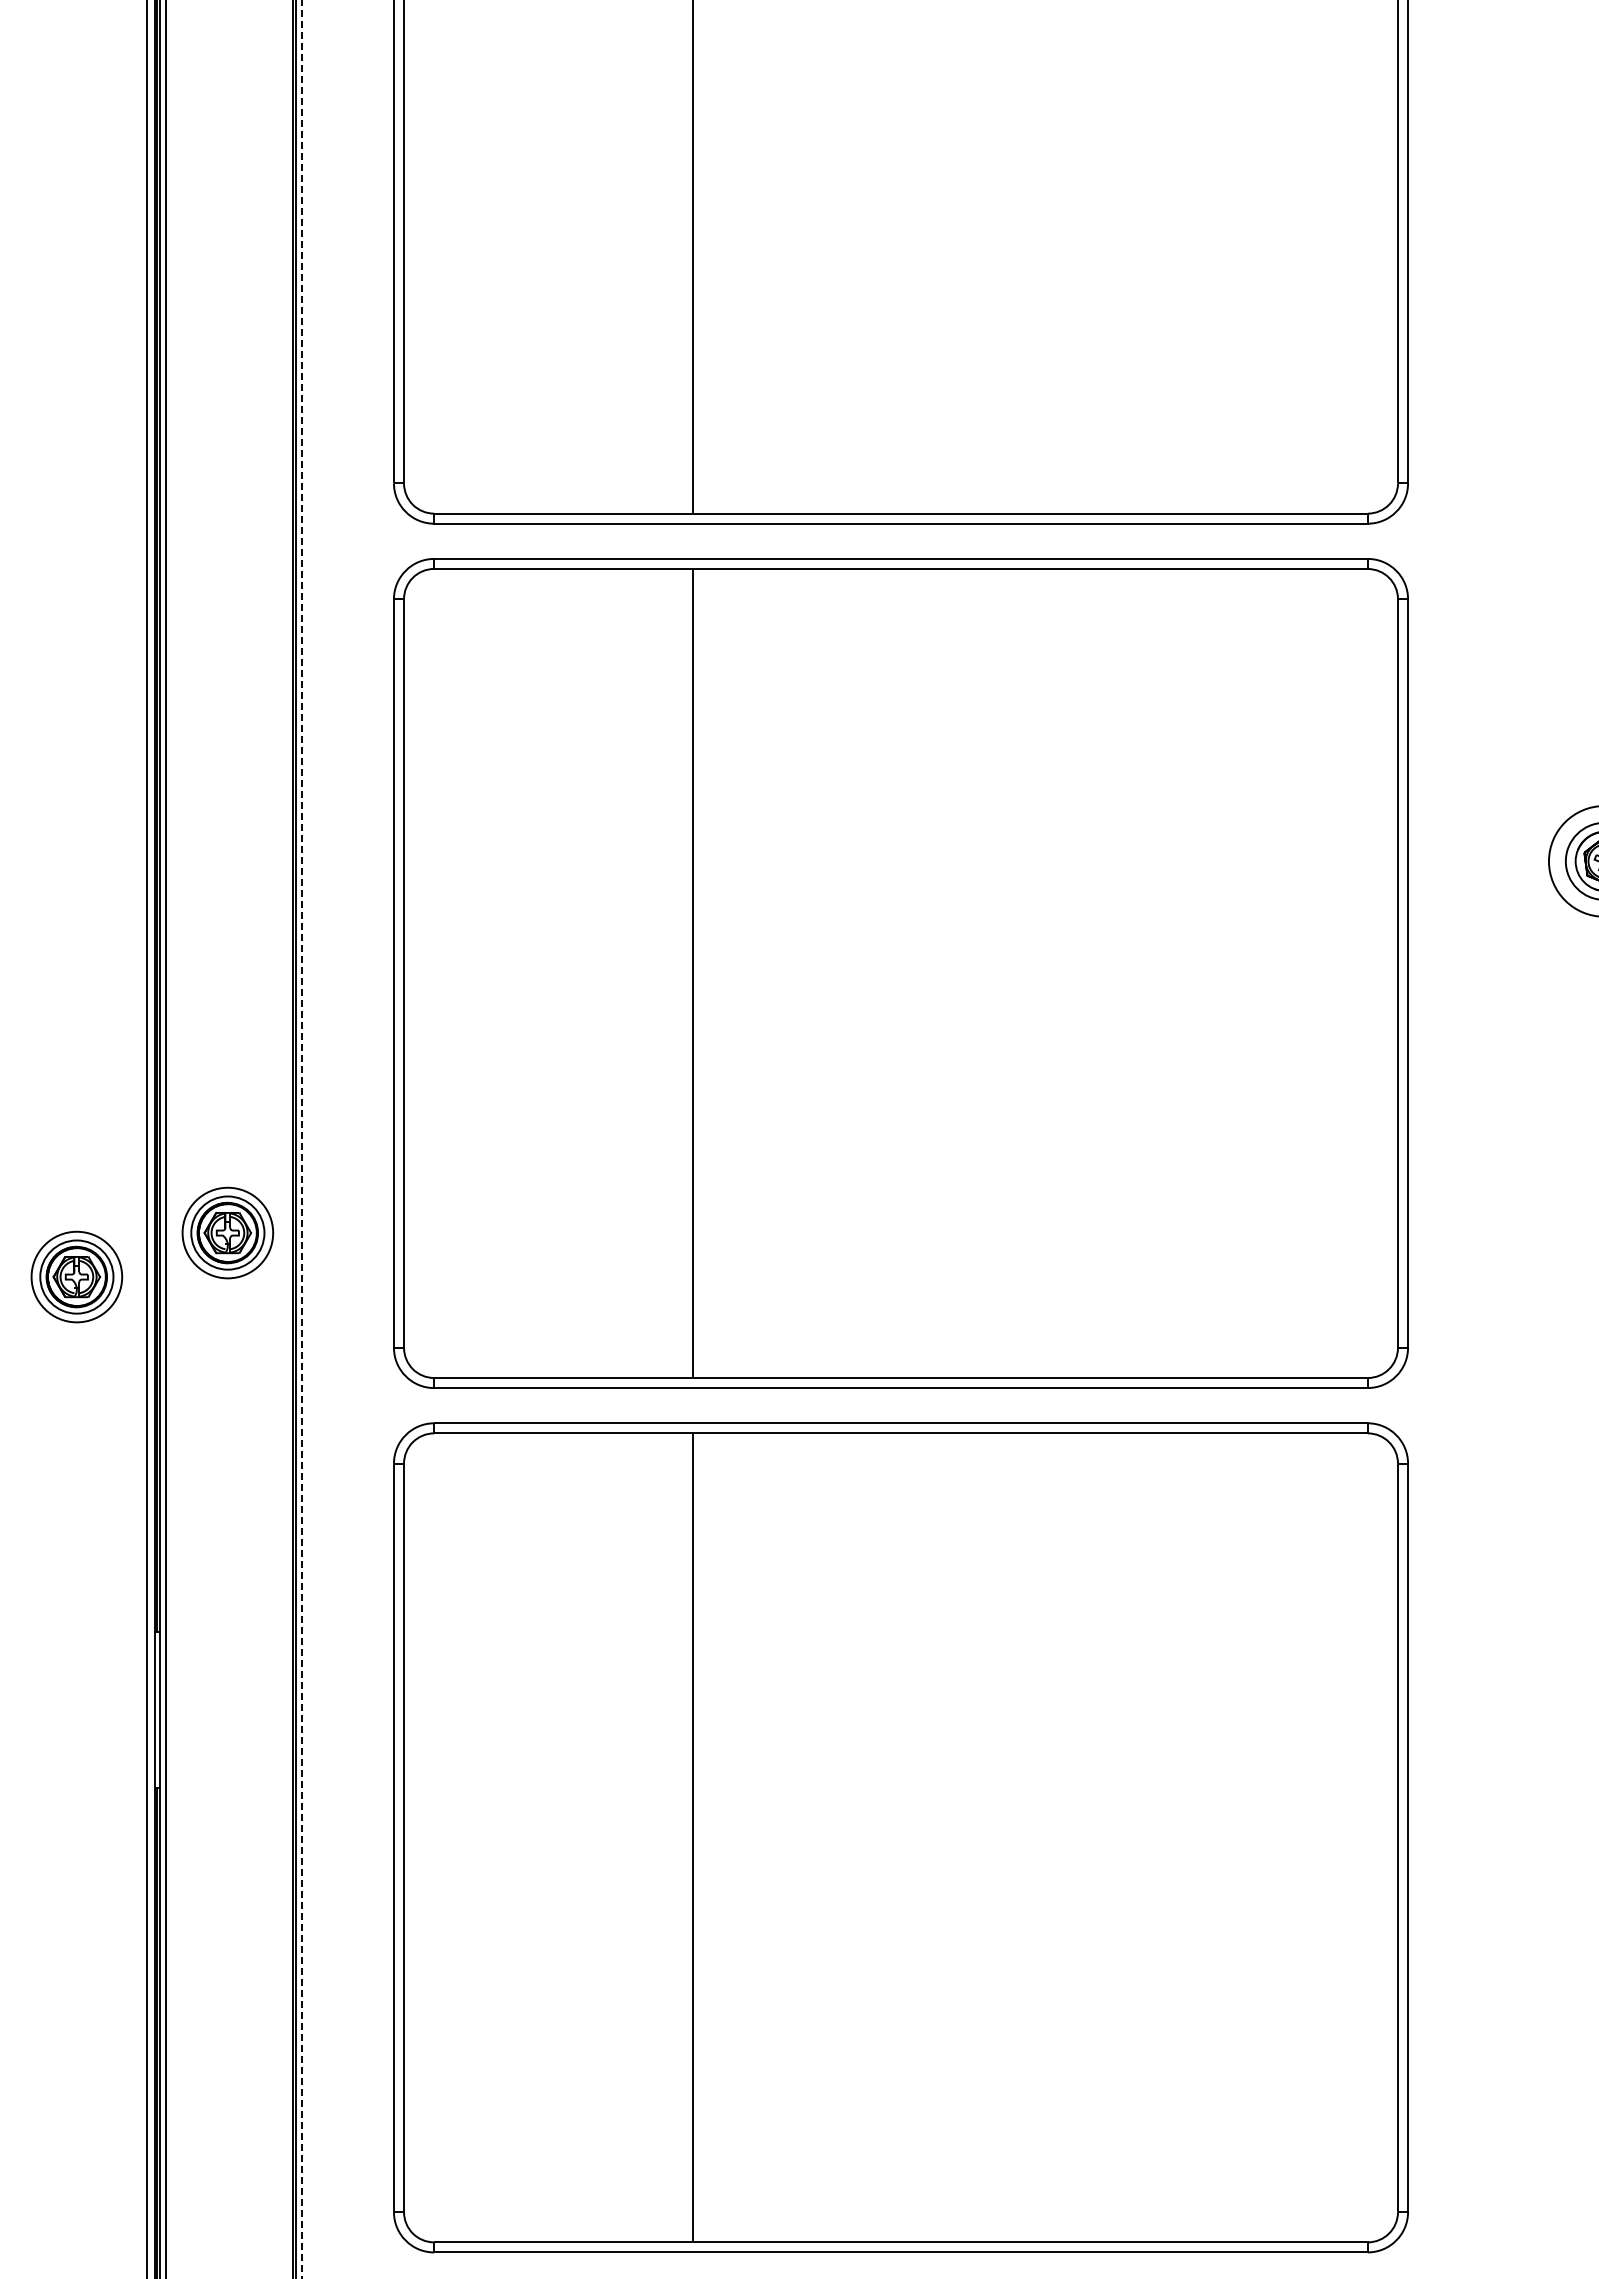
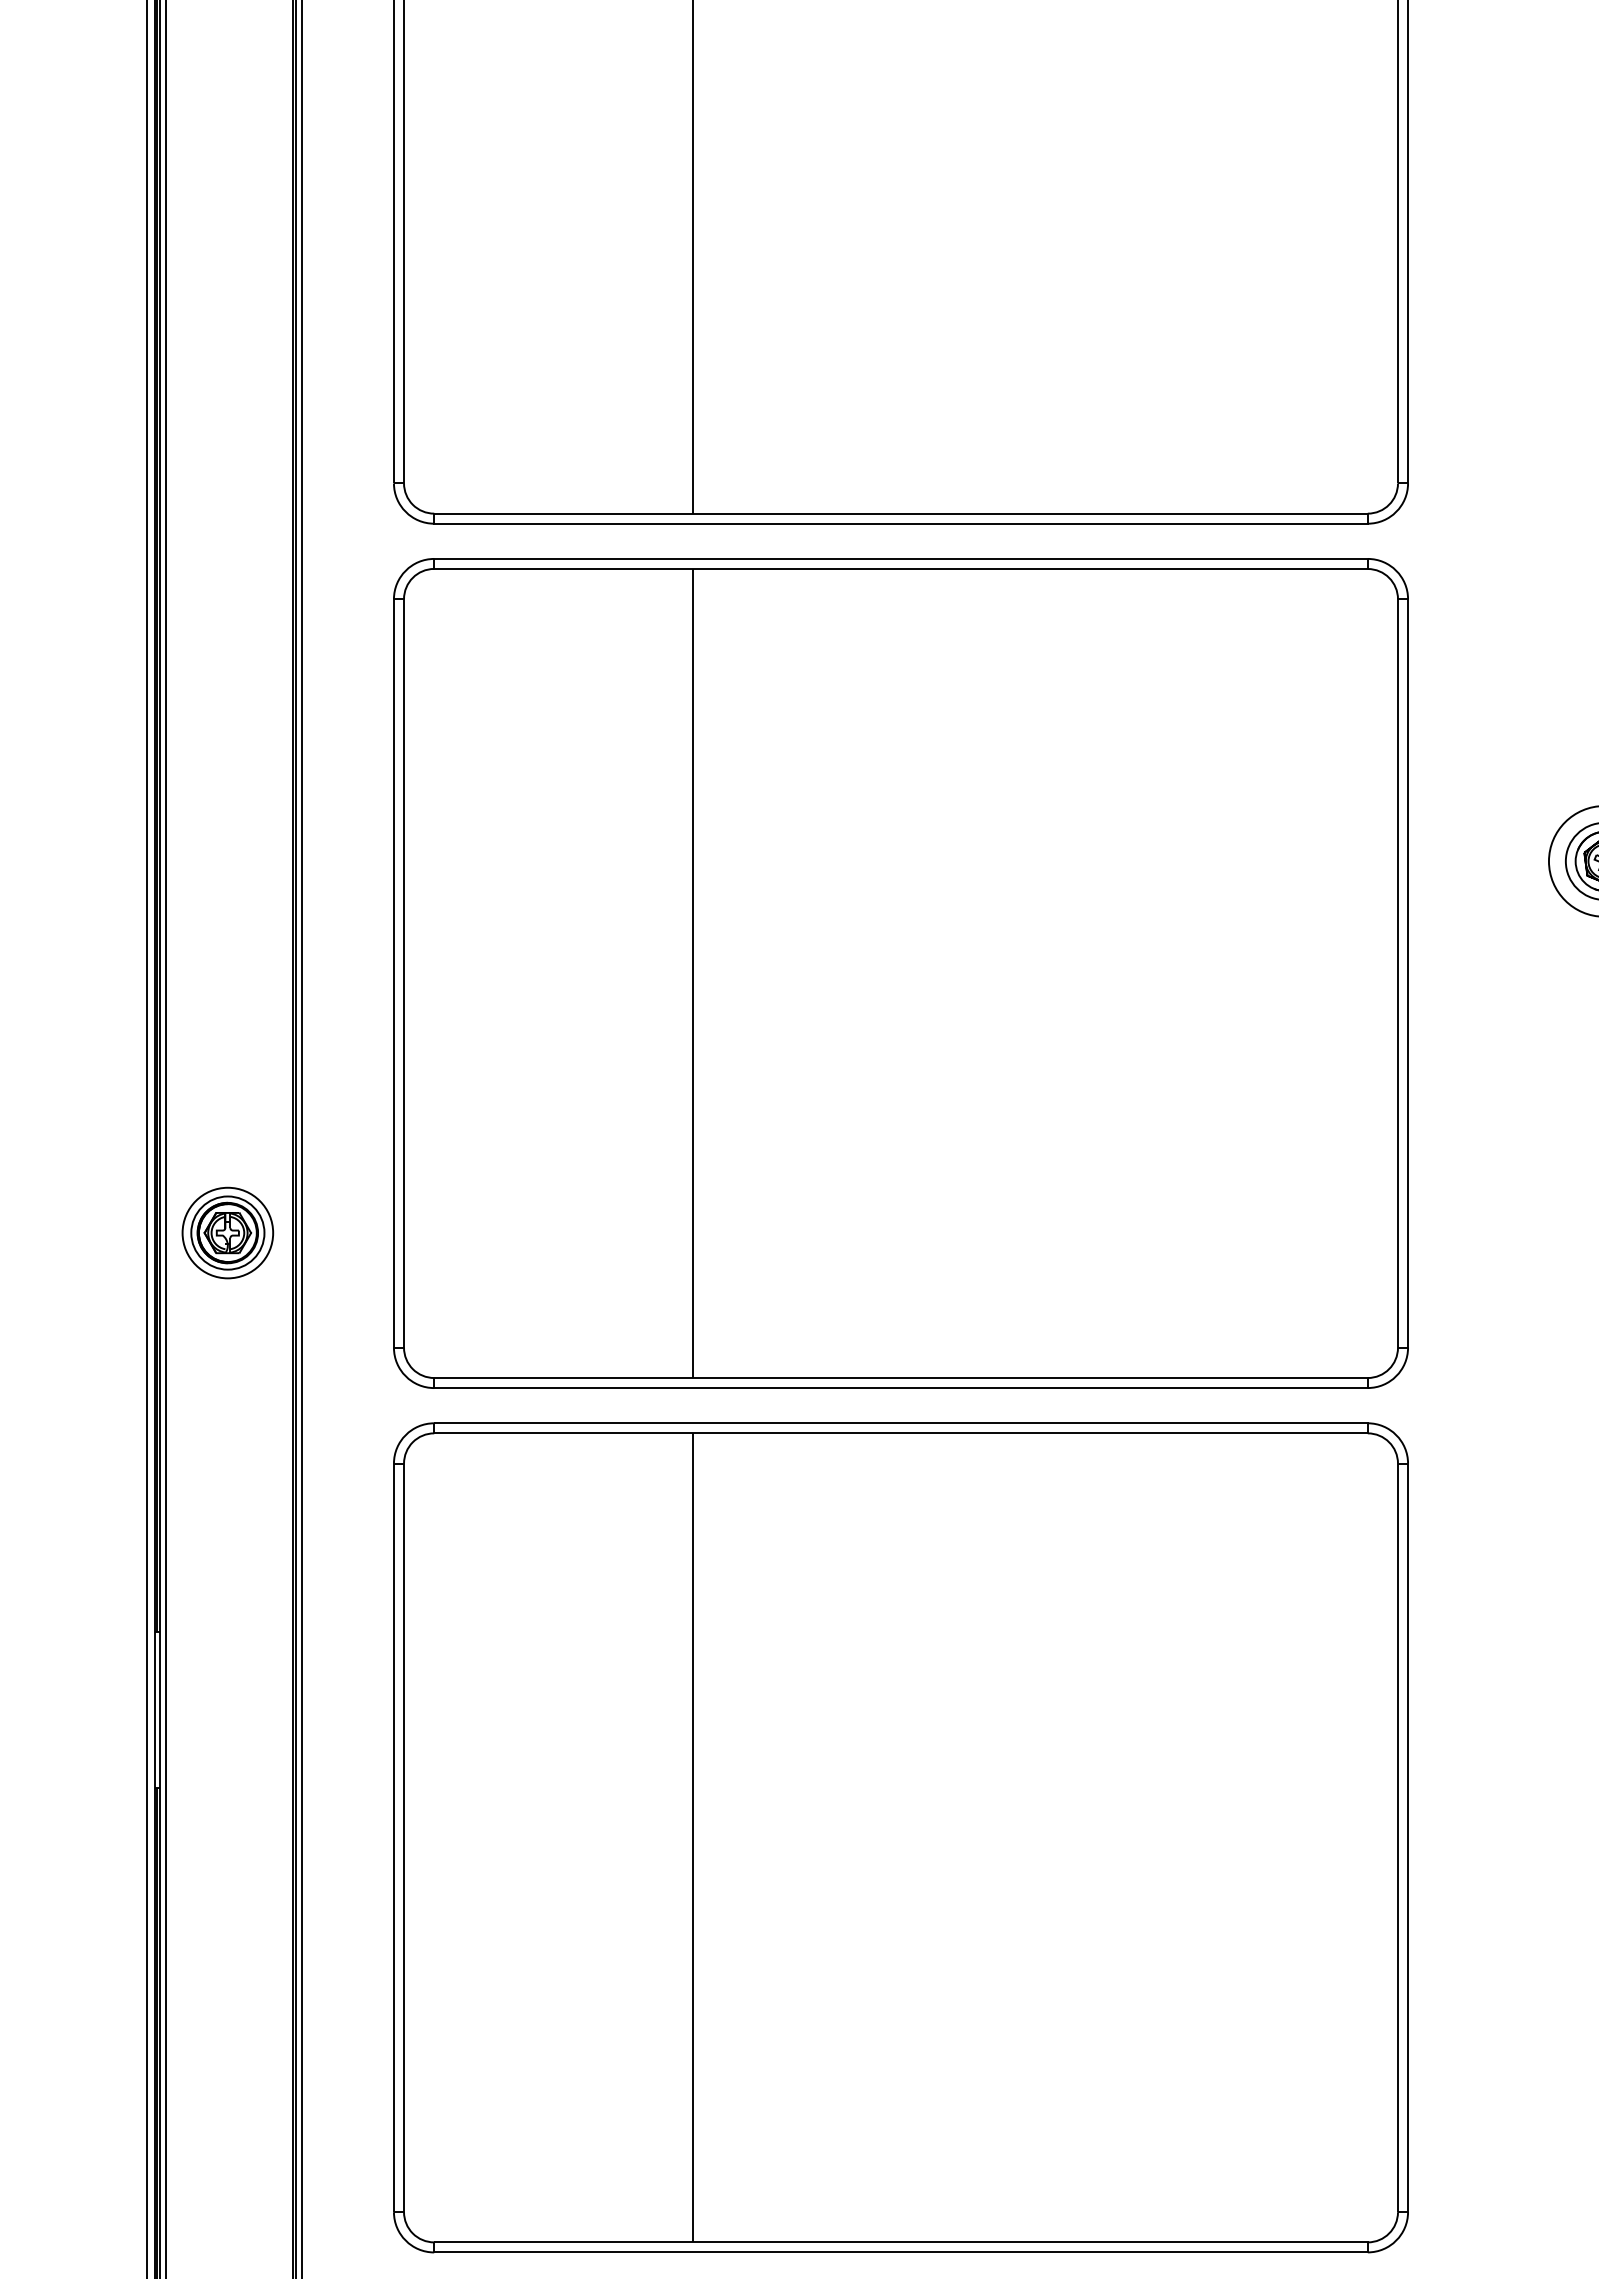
line: dashed -> solid (302, 1139)
part: present -> none (76, 1276)
